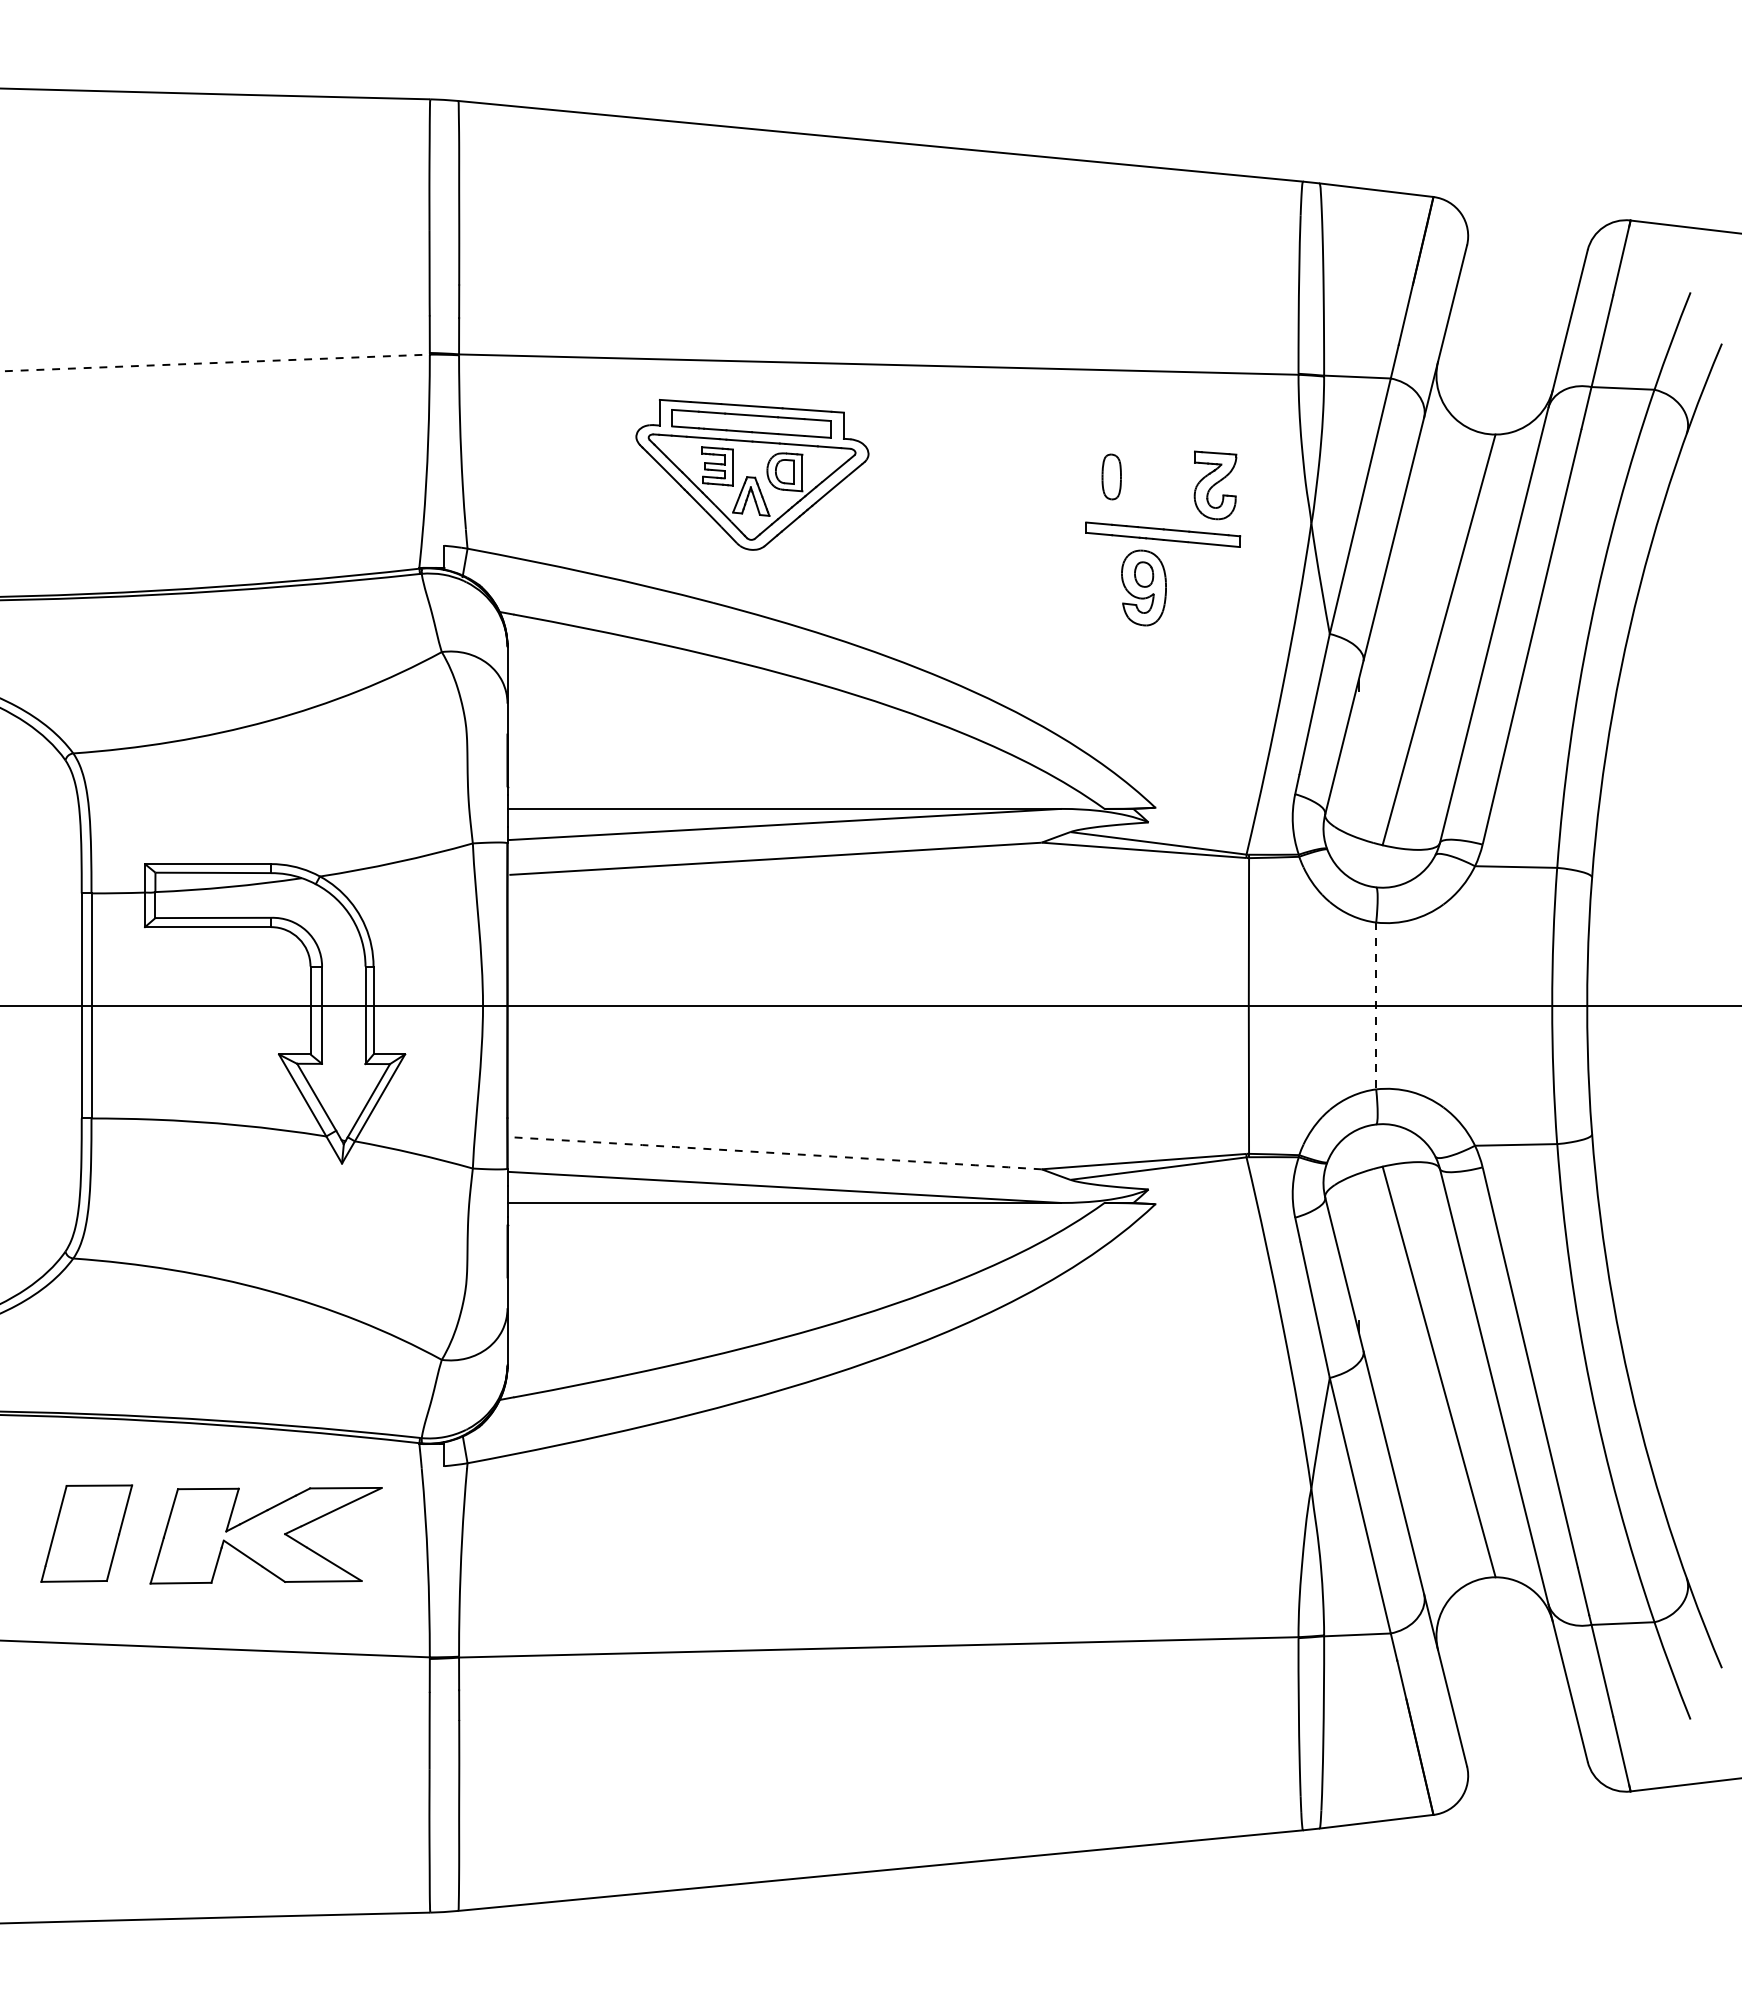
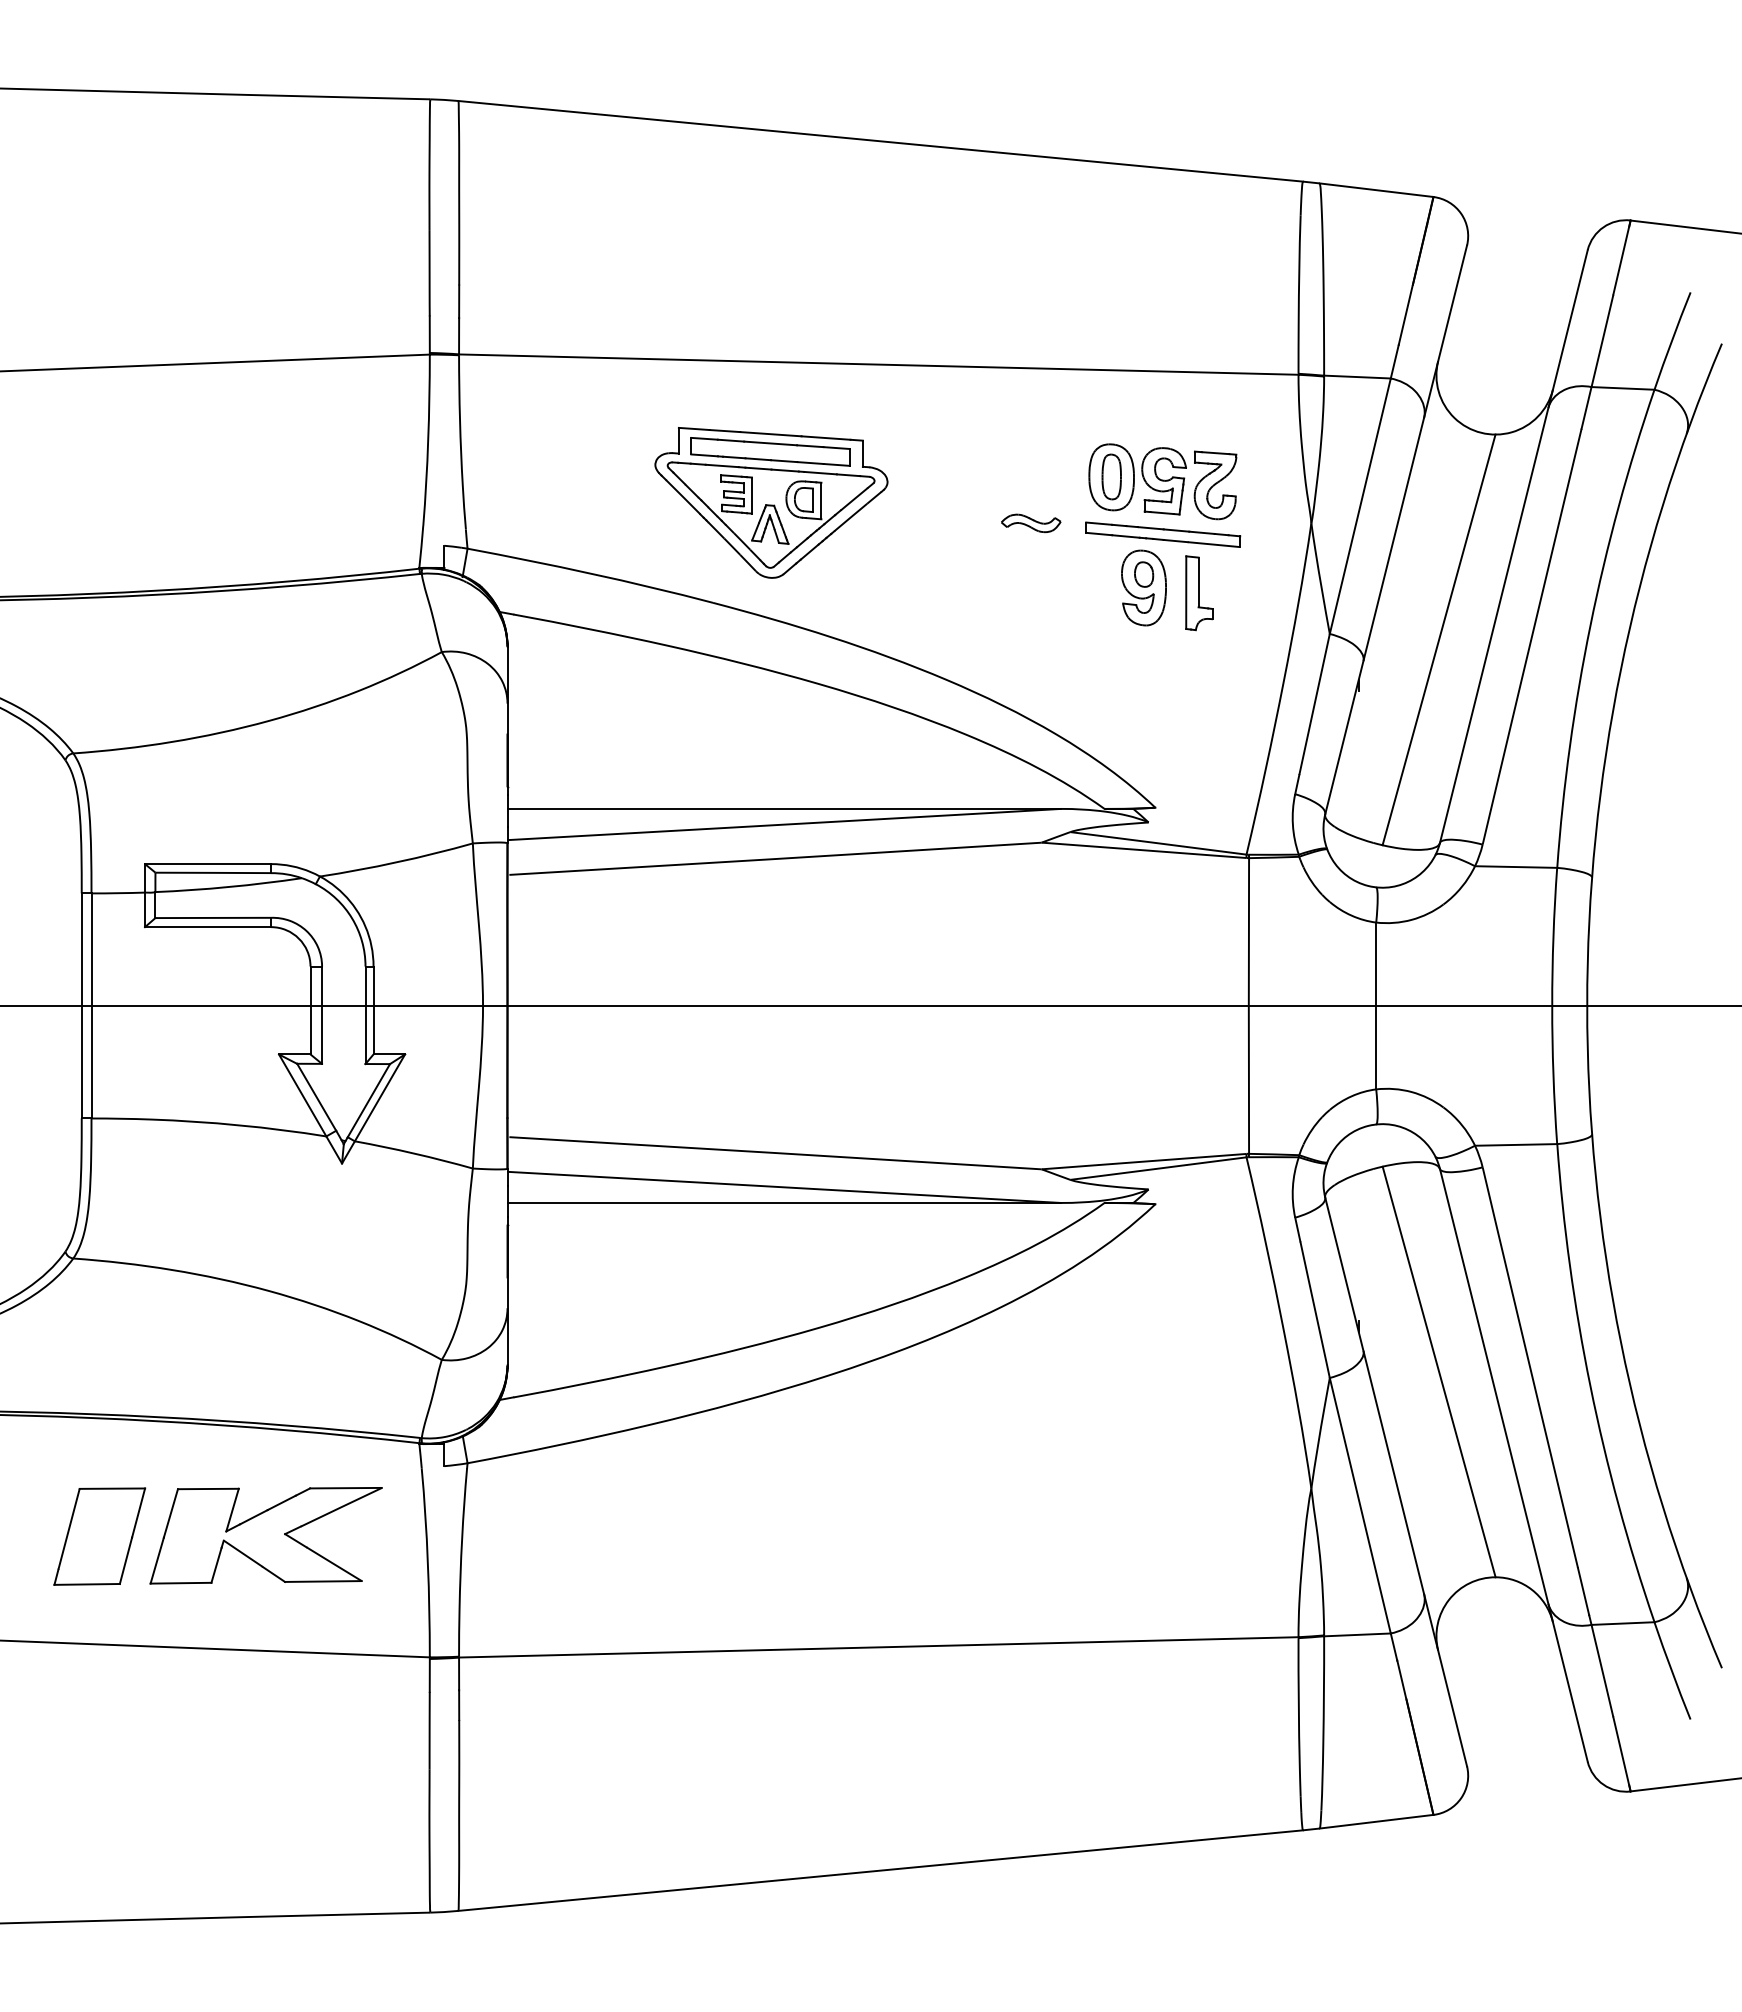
line: dashed -> solid (215, 363)
part position: (752, 474) -> (771, 502) (771, 502)
part: none -> present (1137, 479)
part: none -> present (1031, 523)
part: none -> present (1199, 593)
line: dashed -> solid (1376, 1006)
arc: dashed -> solid (775, 1153)
part position: (86, 1533) -> (99, 1536) (99, 1536)
